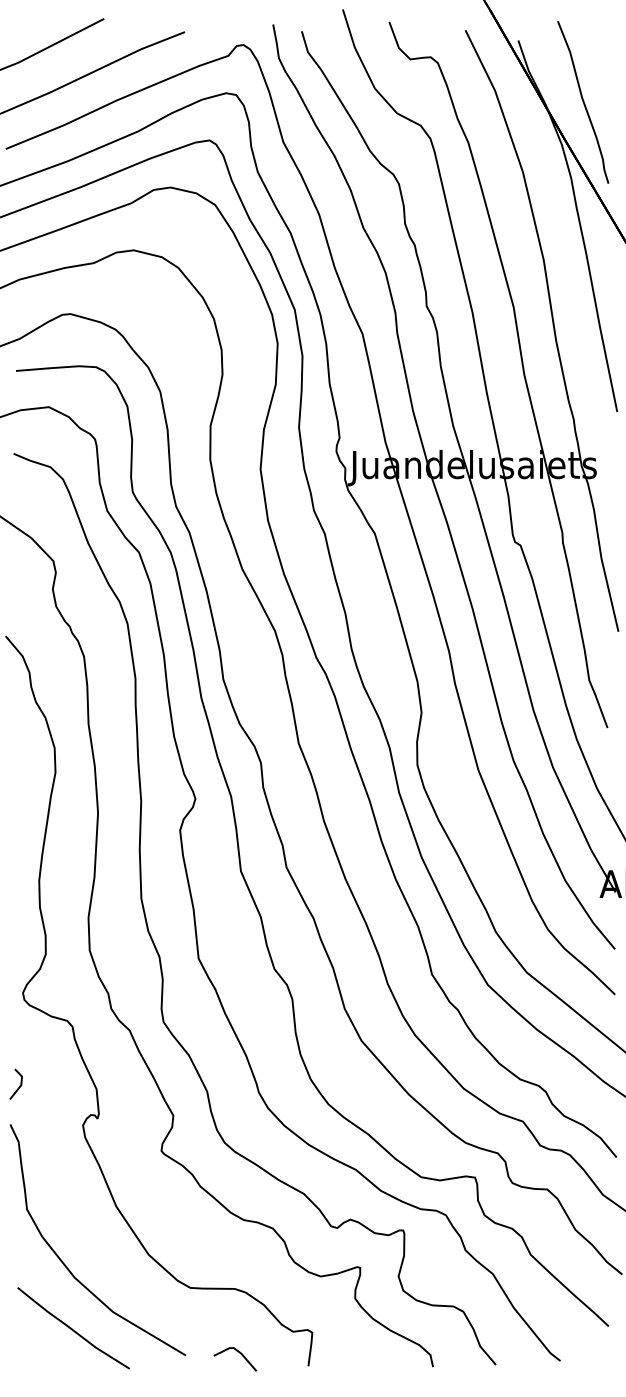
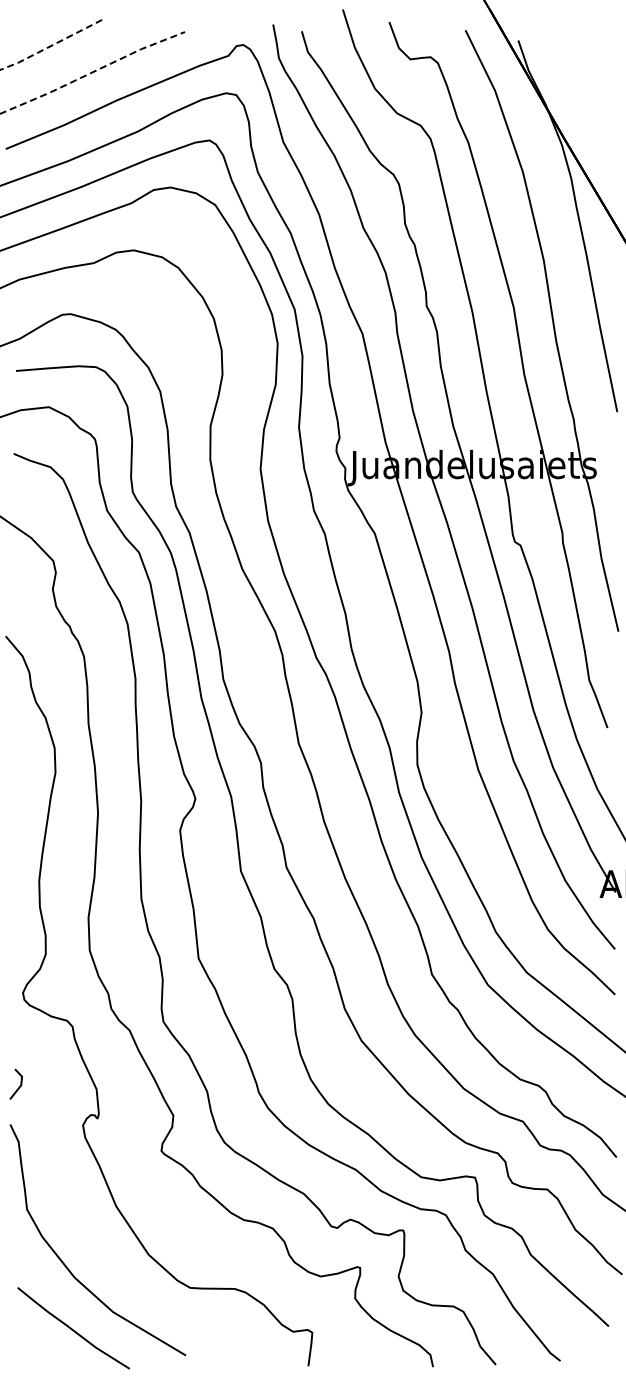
line: solid -> dashed (52, 45)
line: solid -> dashed (92, 72)
curve: present -> none (583, 102)
line: present -> none (240, 1354)
